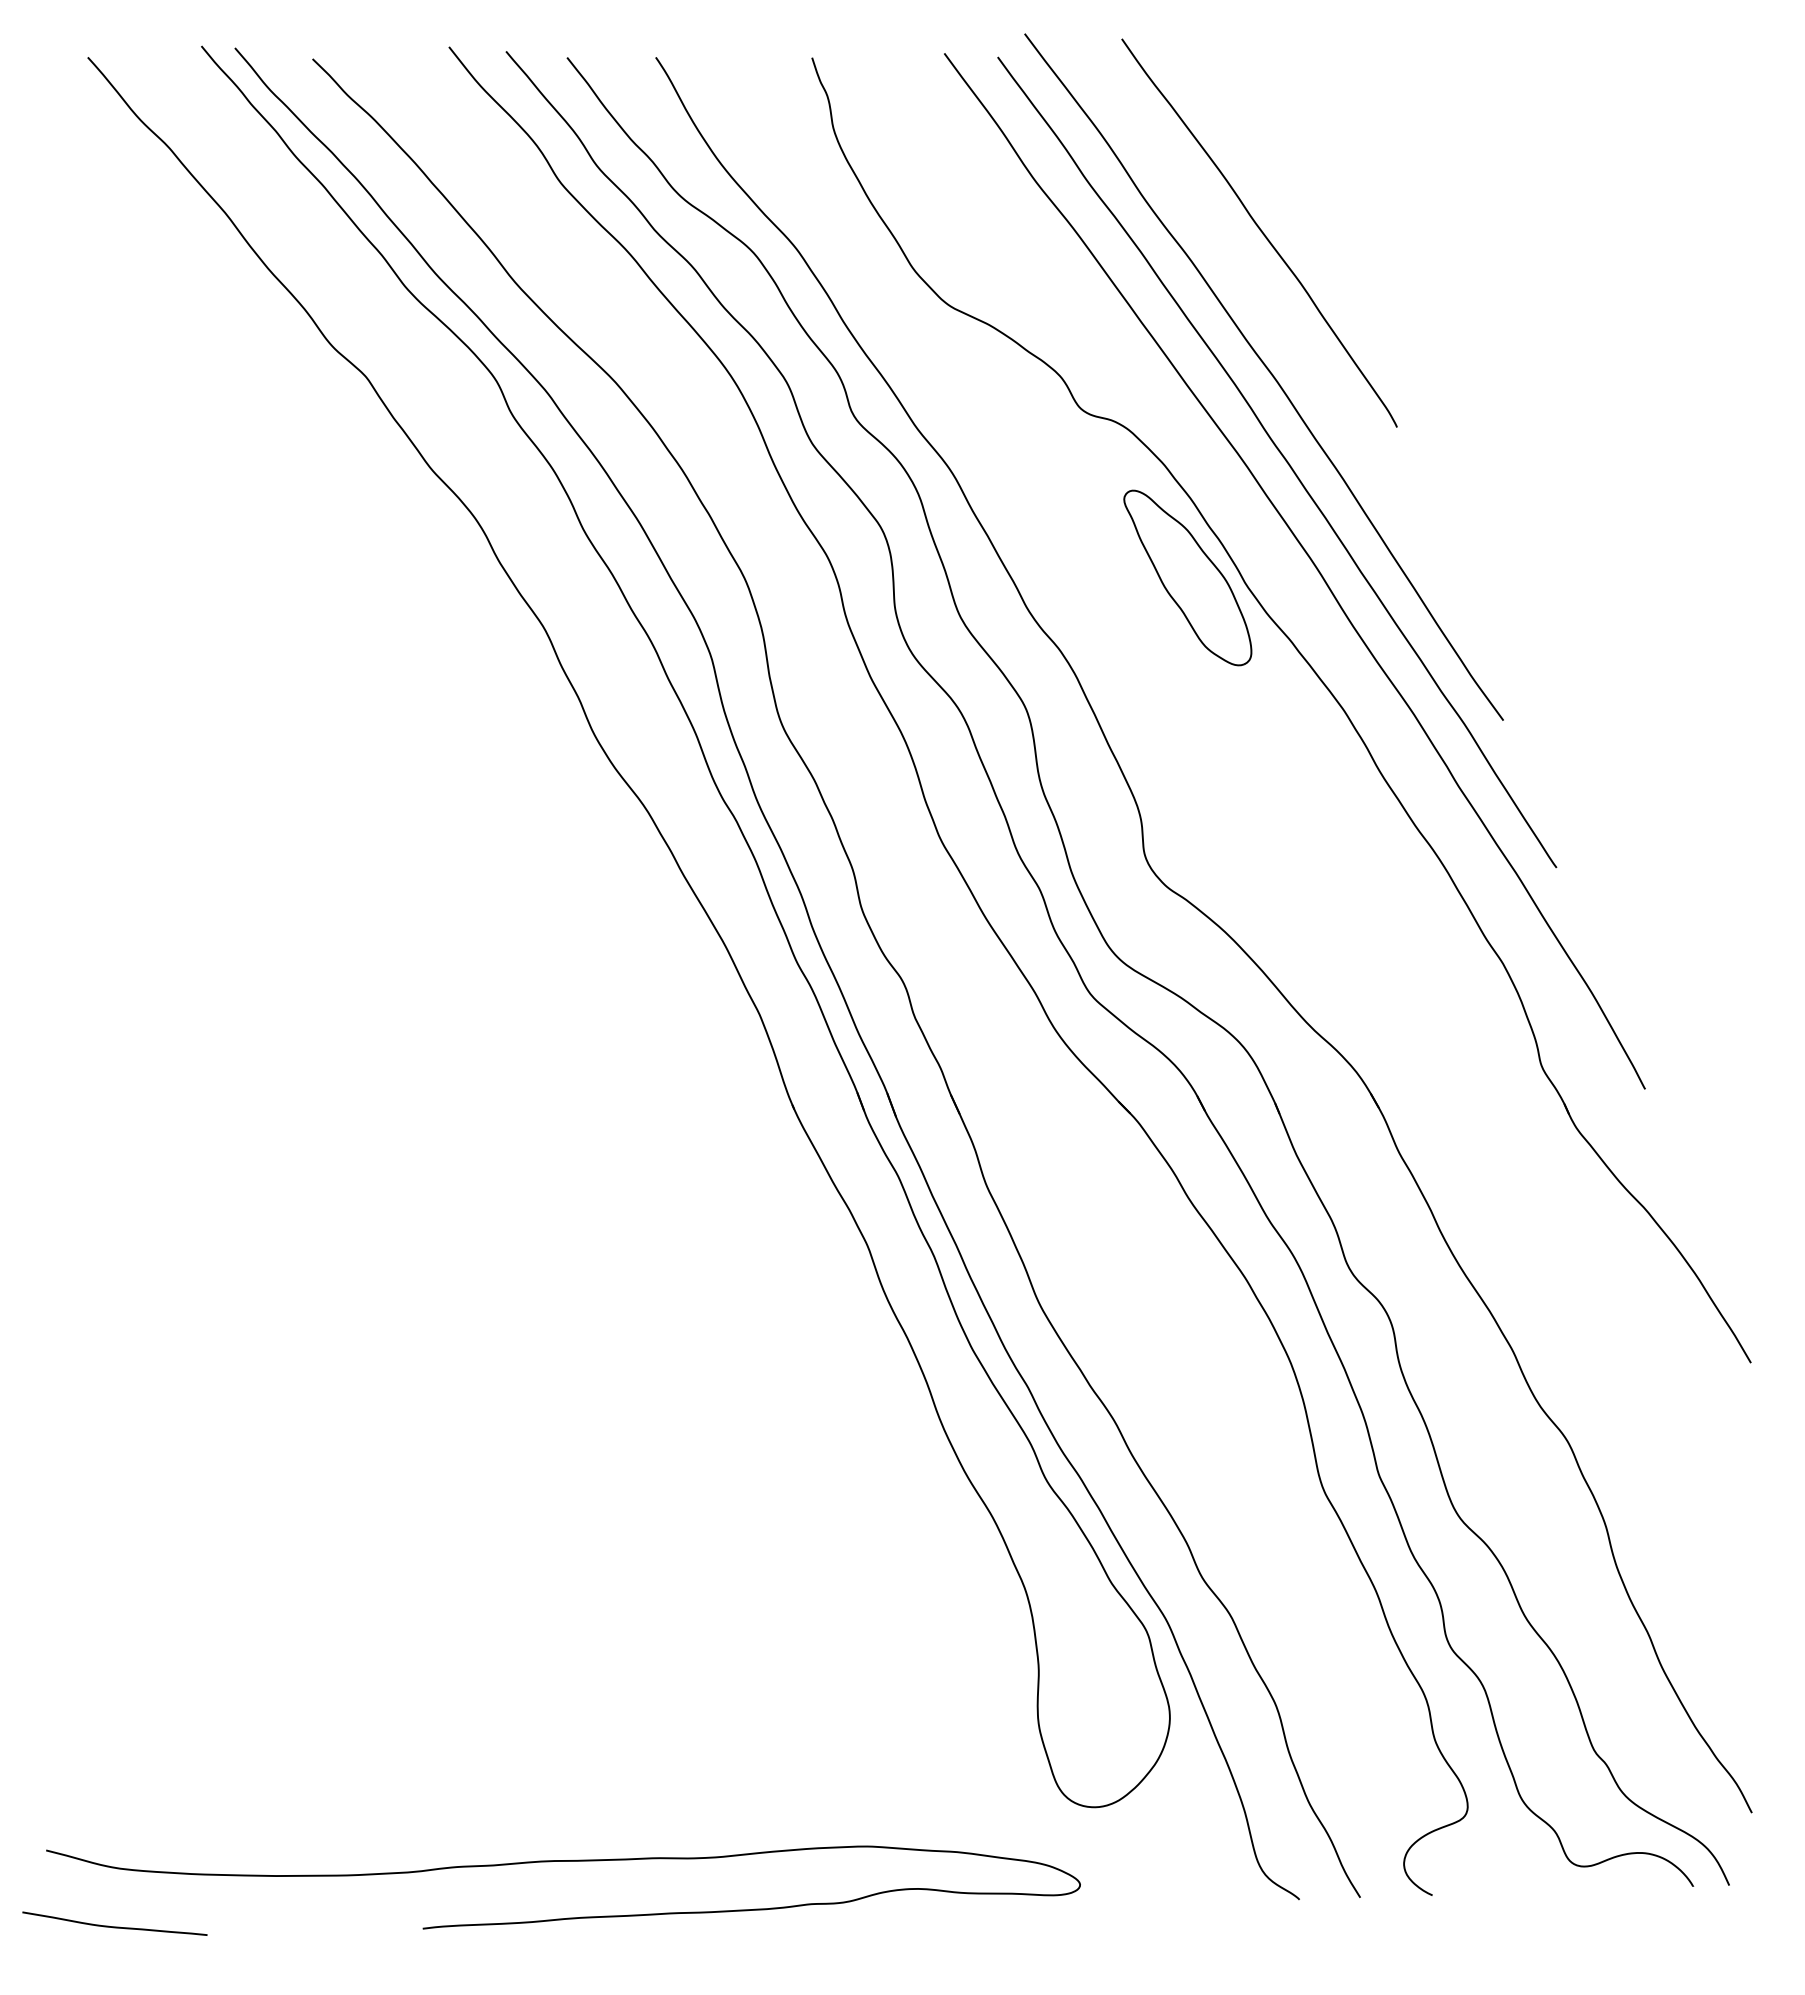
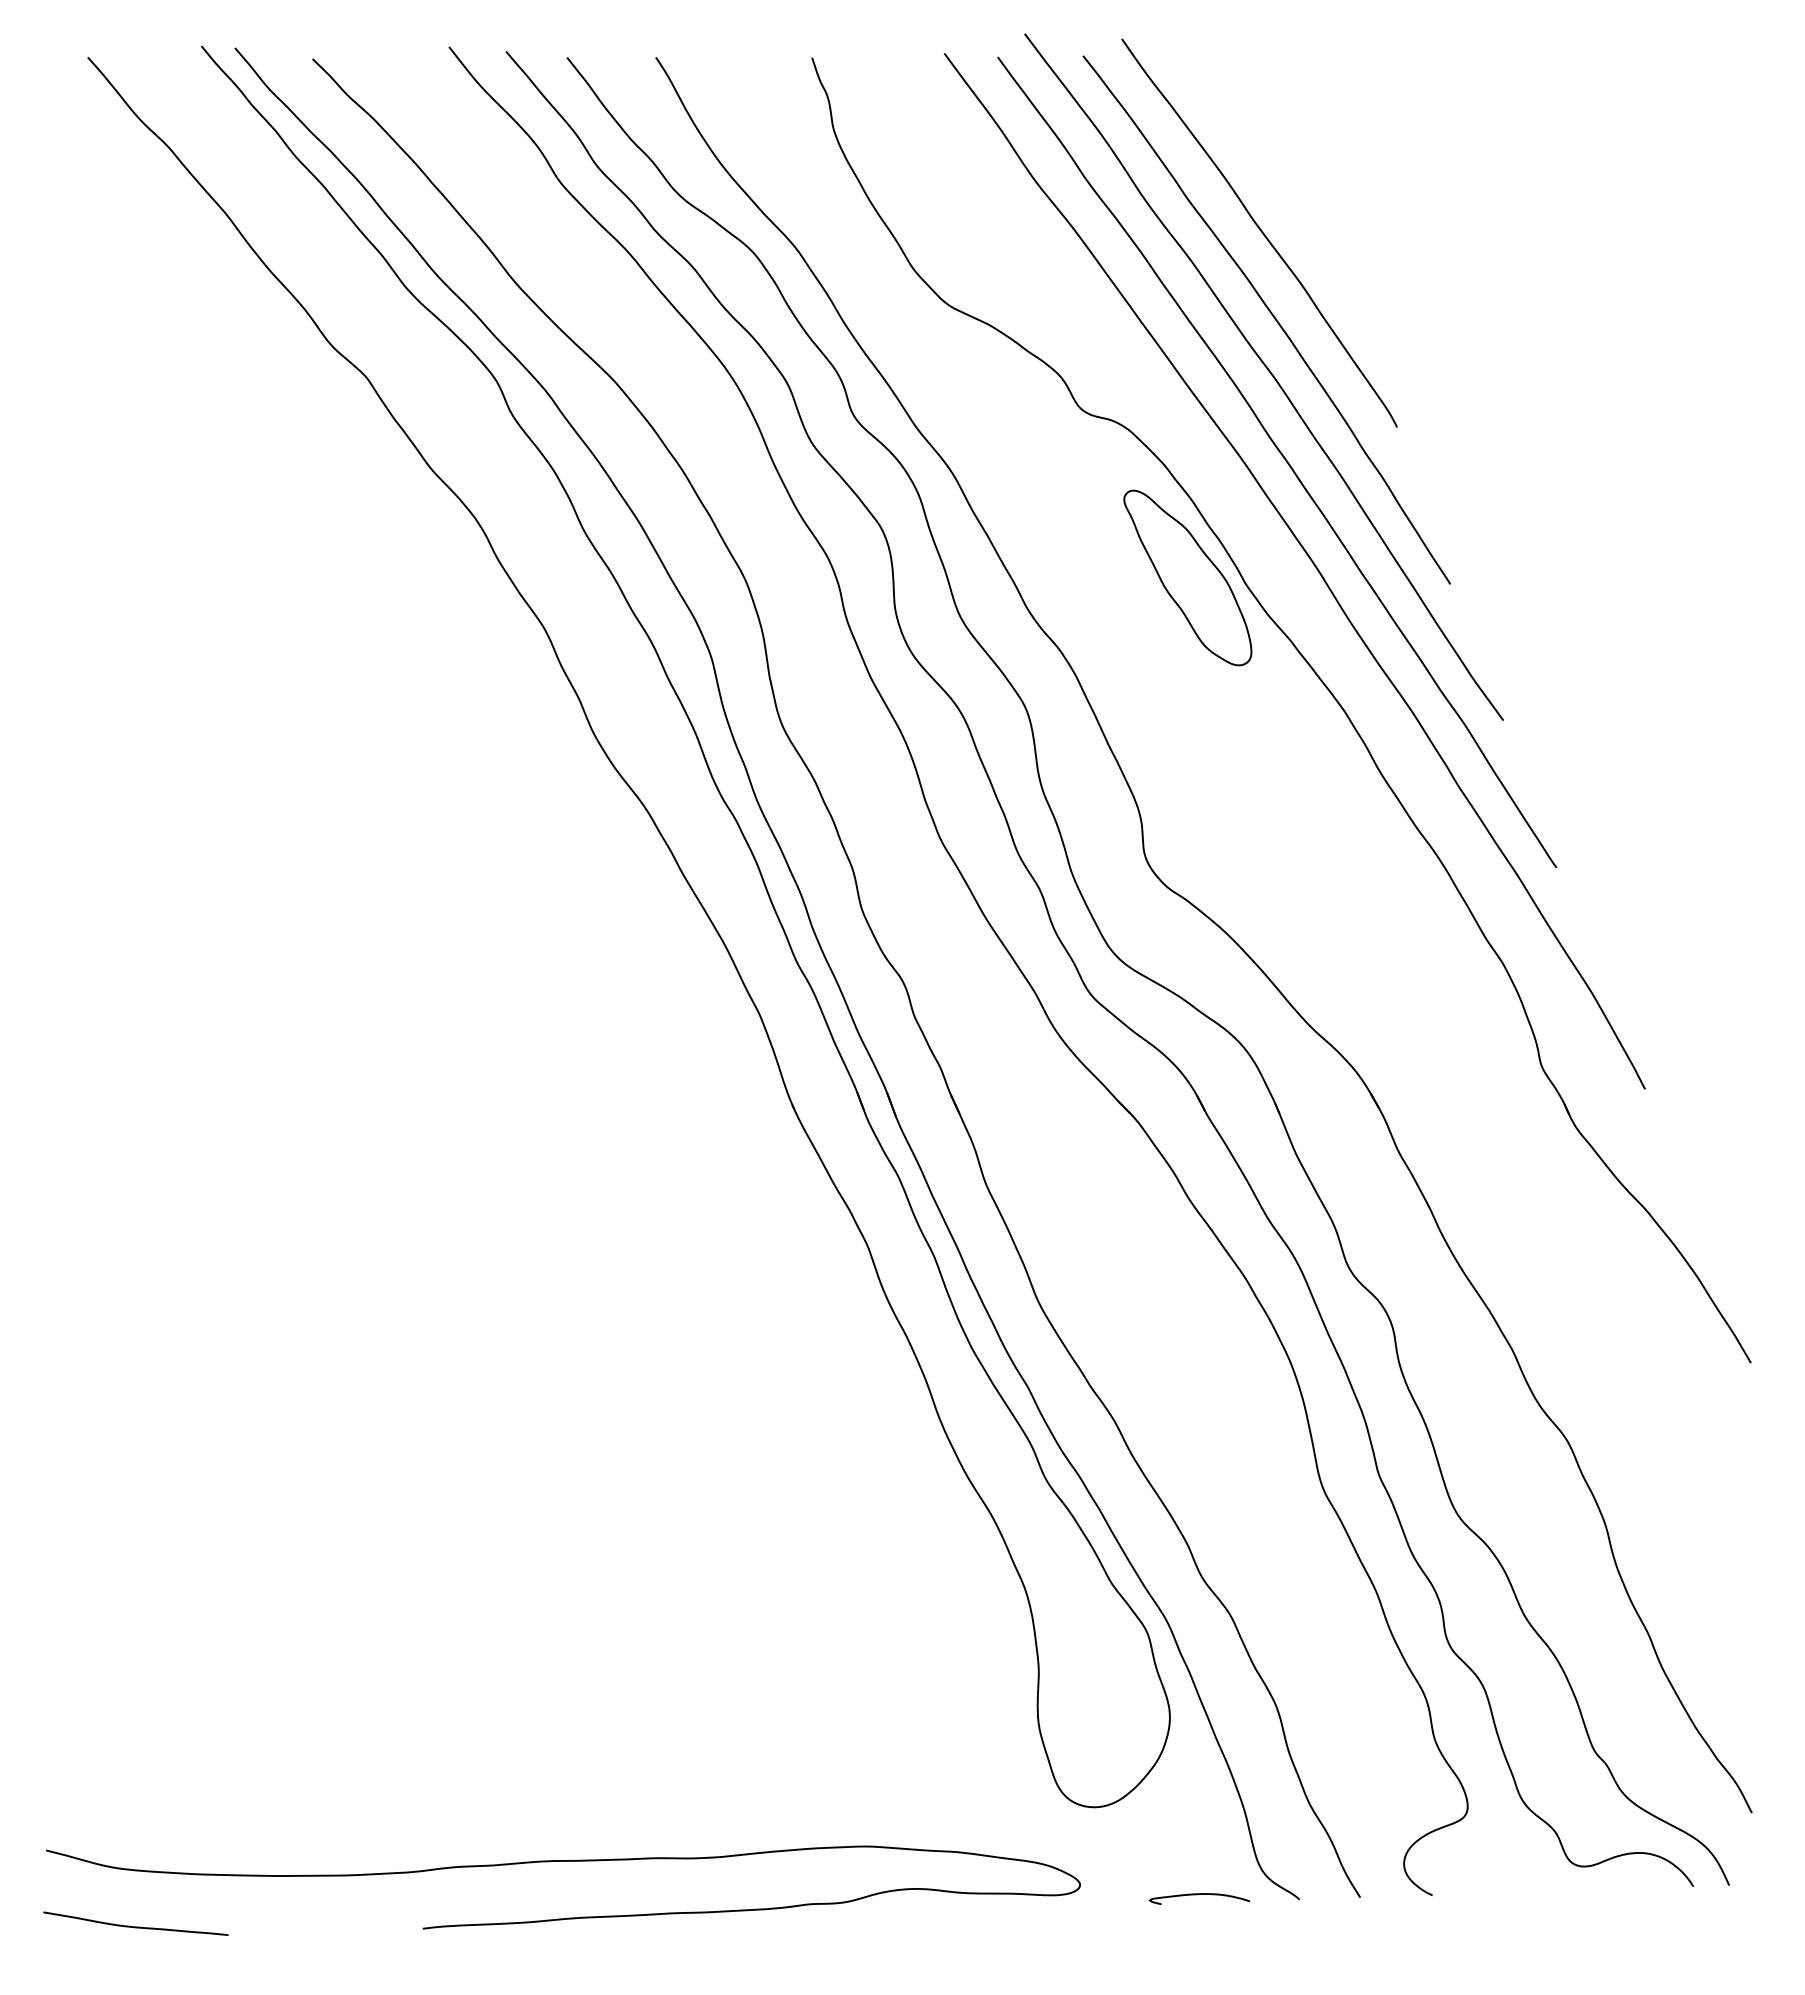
curve: none -> present (1271, 315)
part: none -> present (1199, 1898)
curve position: (114, 1926) -> (135, 1926) (135, 1926)
